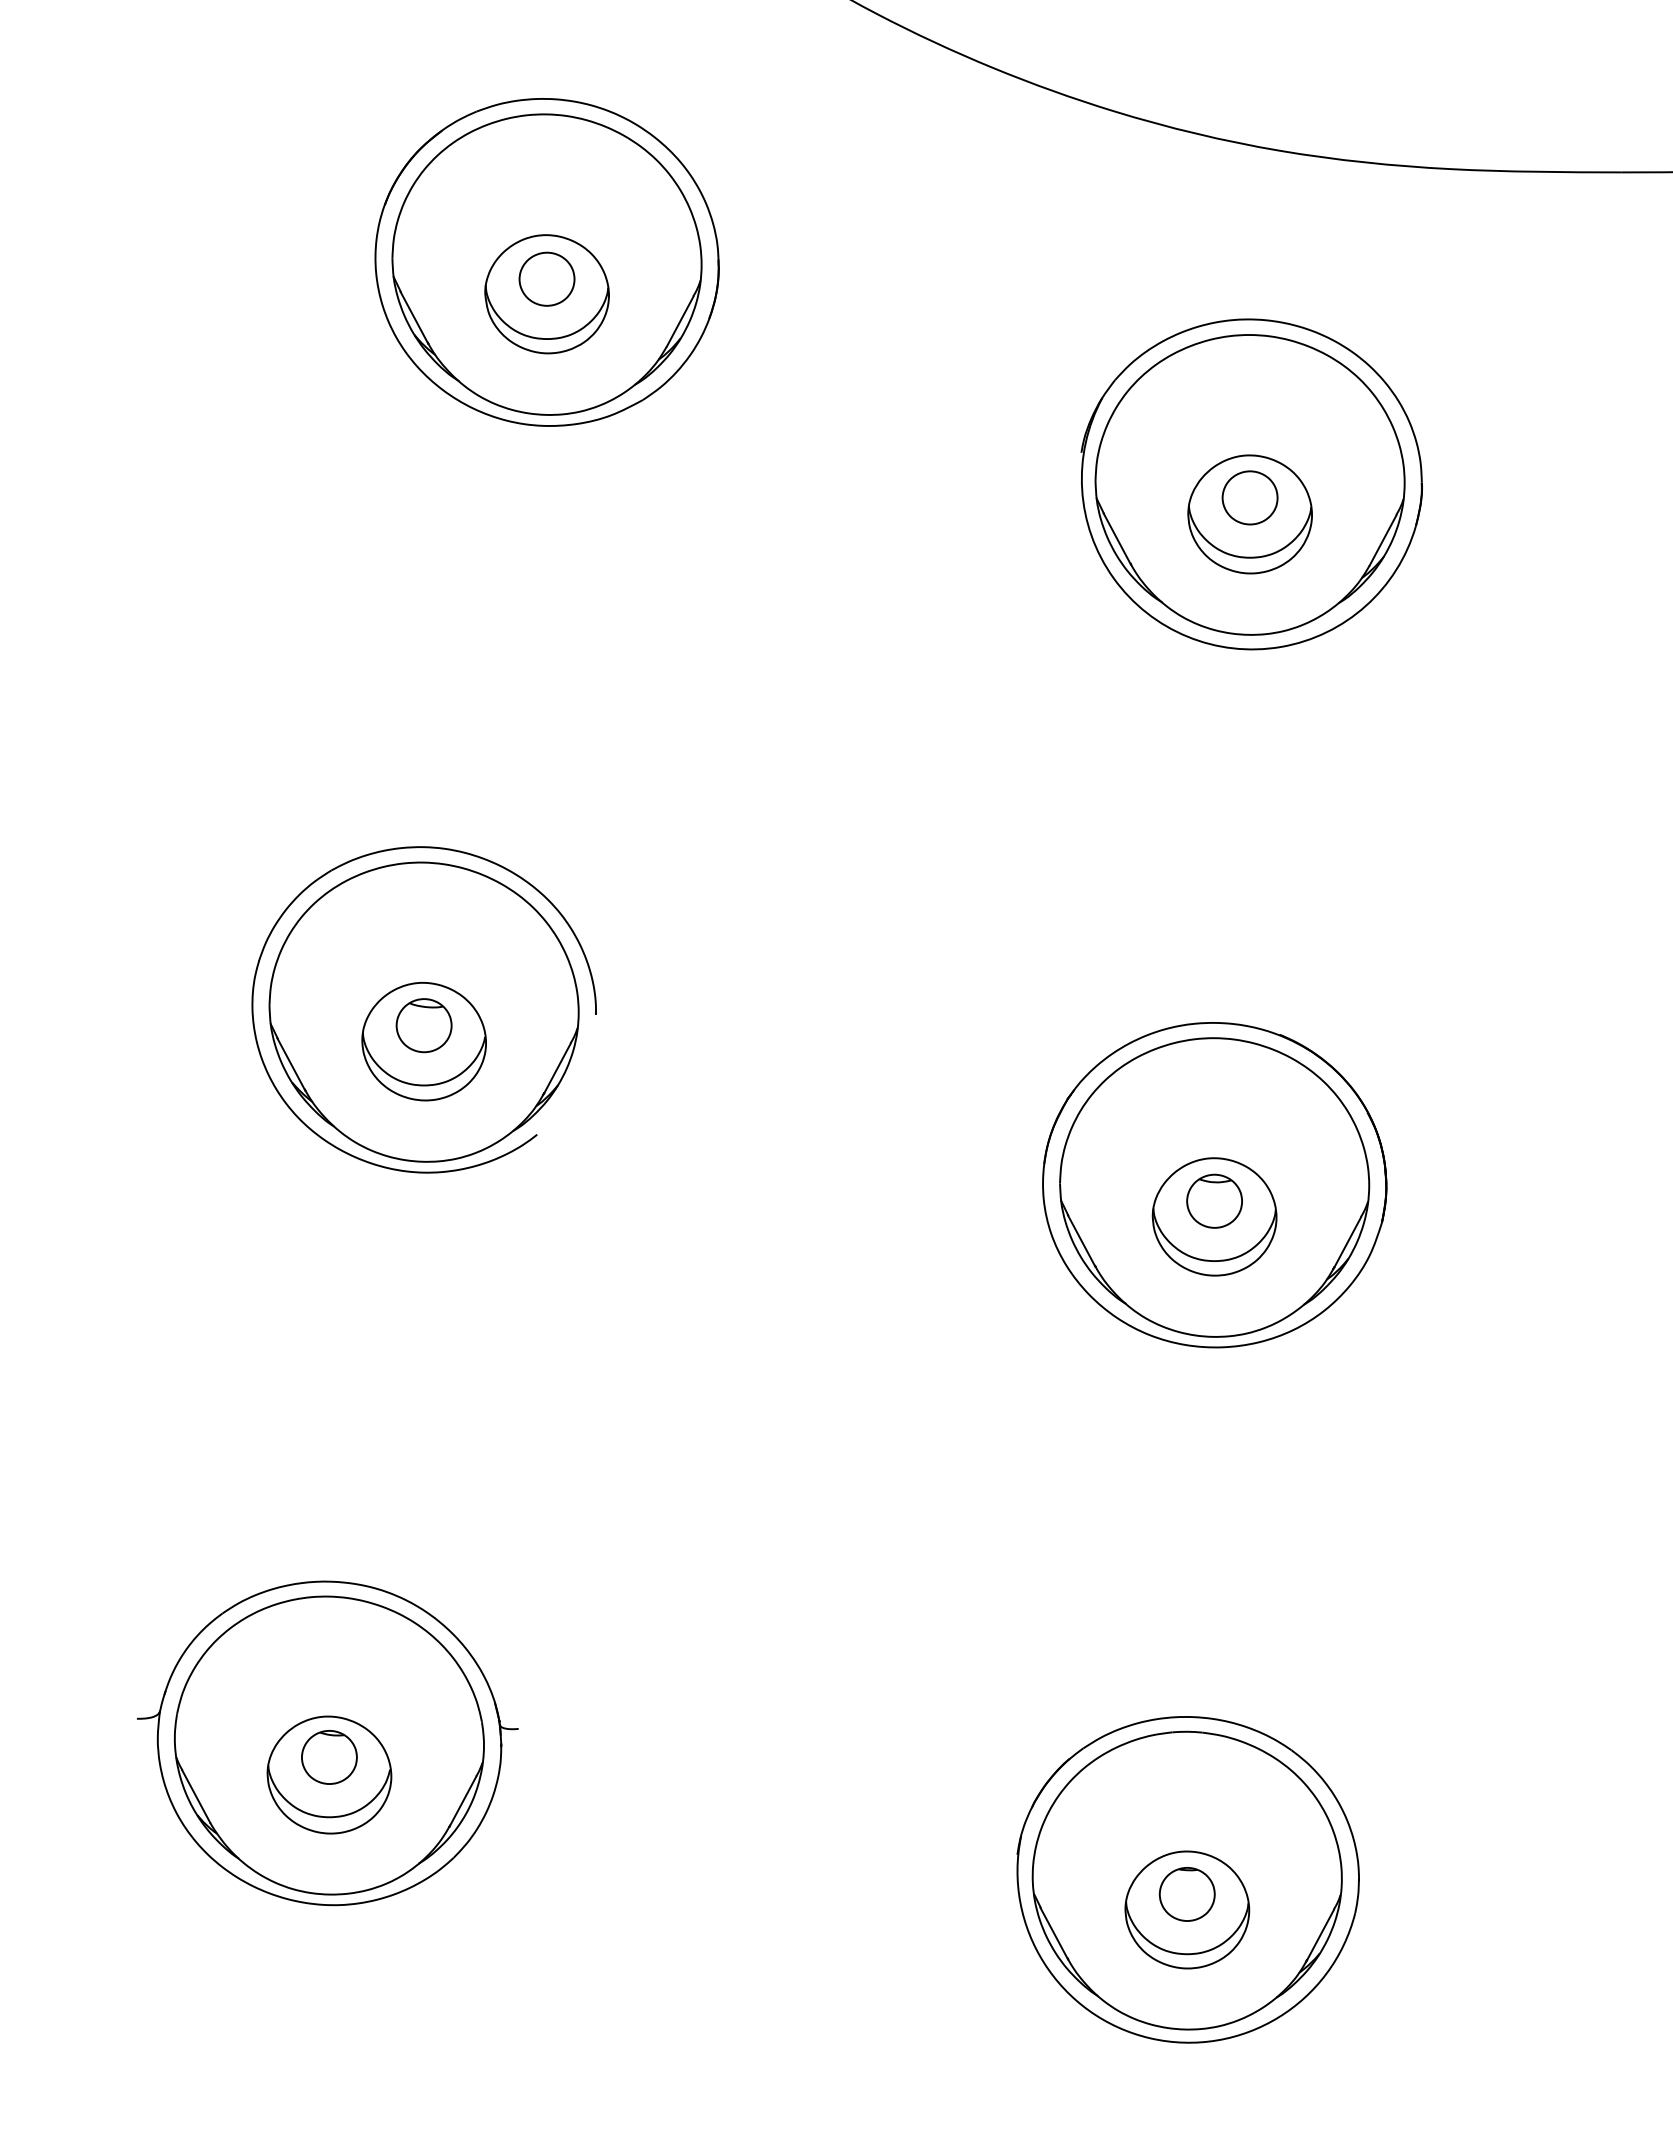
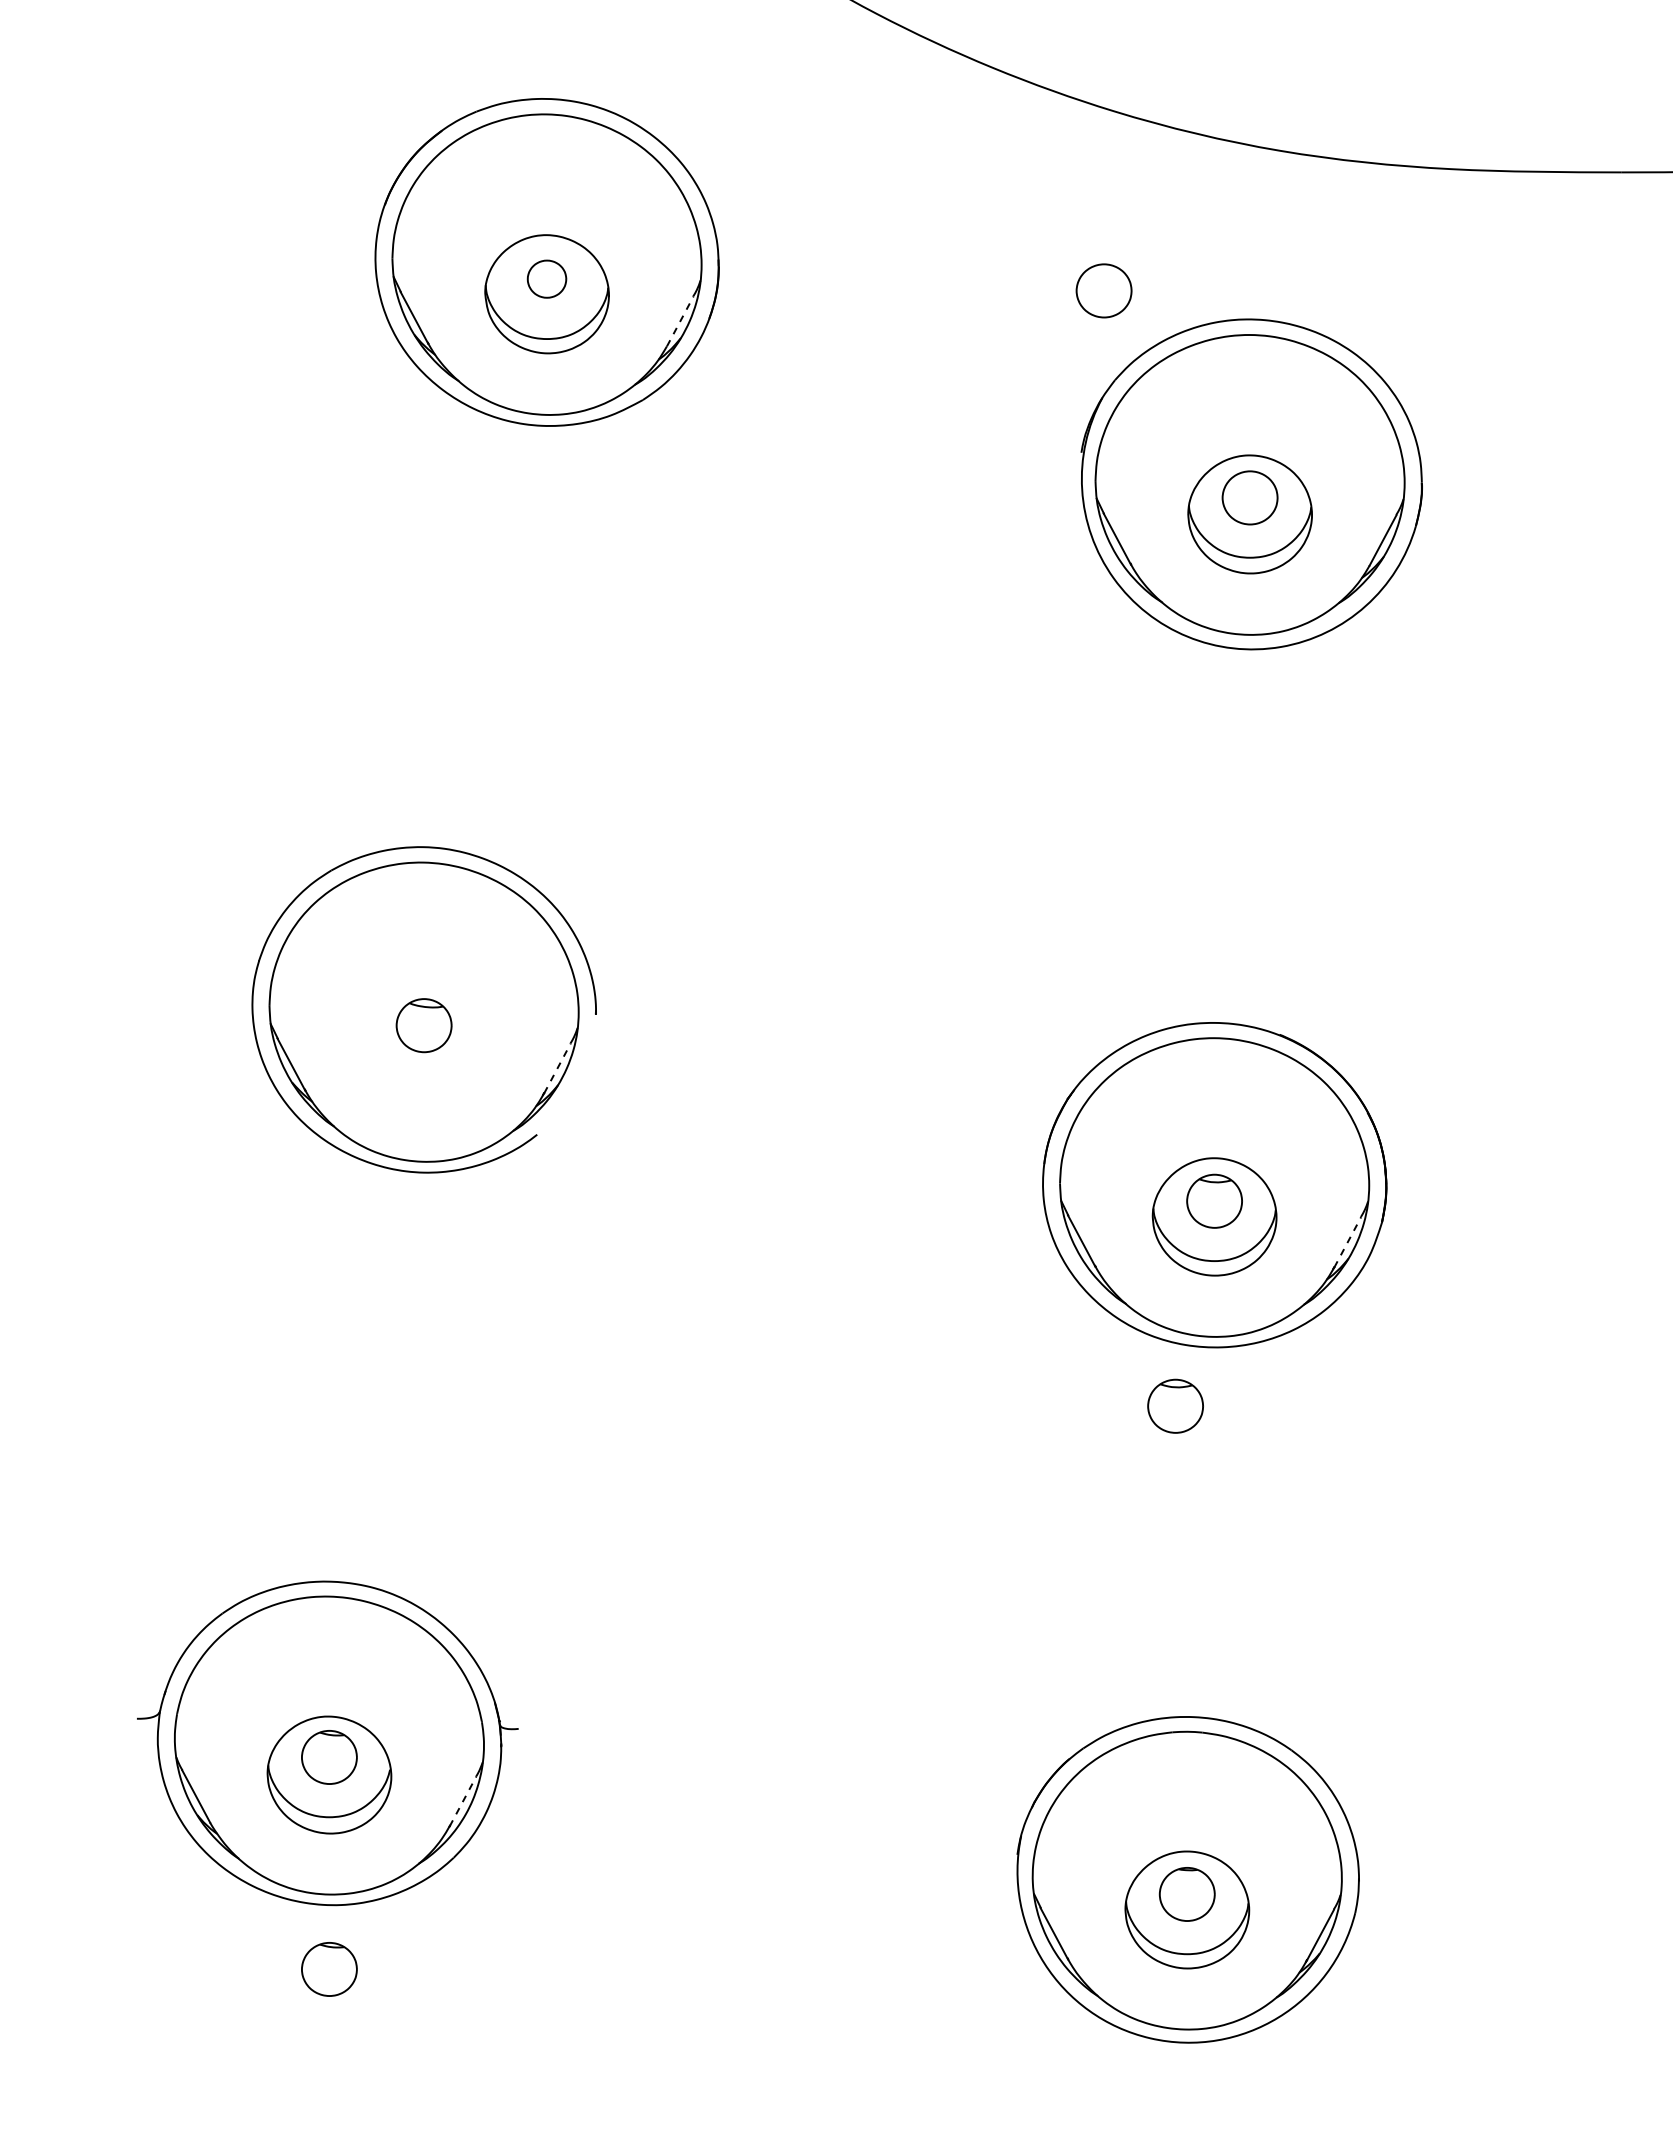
part size: 58x56 px -> 42x40 px (546, 278)
part: none -> present (1103, 290)
line: solid -> dashed (680, 321)
part: present -> none (423, 1041)
line: solid -> dashed (557, 1068)
line: solid -> dashed (1347, 1242)
part: none -> present (1175, 1405)
line: solid -> dashed (463, 1801)
part: none -> present (329, 1969)
